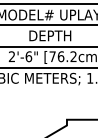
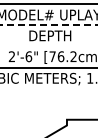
line: solid -> dashed (49, 25)
line: present -> none (48, 46)
